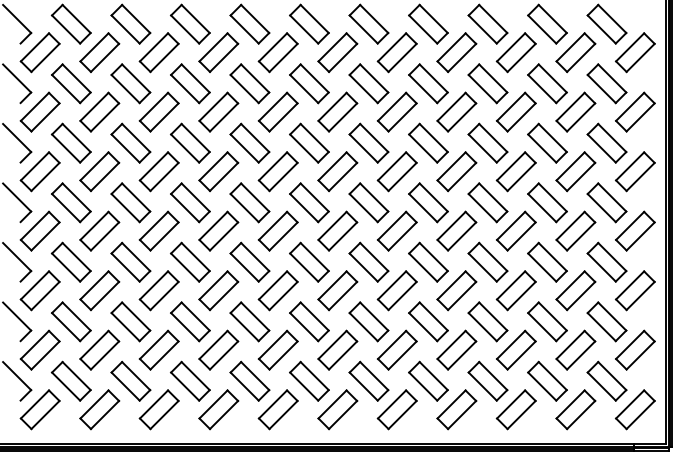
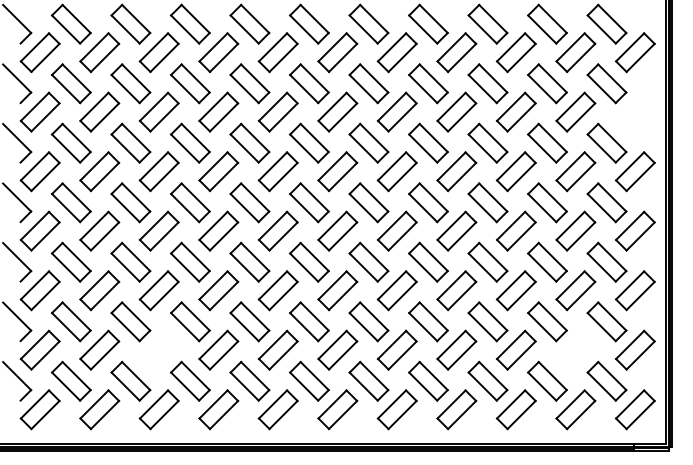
part: present -> none (635, 111)
part: present -> none (158, 349)
part: present -> none (575, 349)
